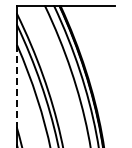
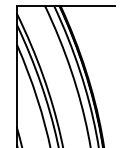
line: dashed -> solid (17, 86)
